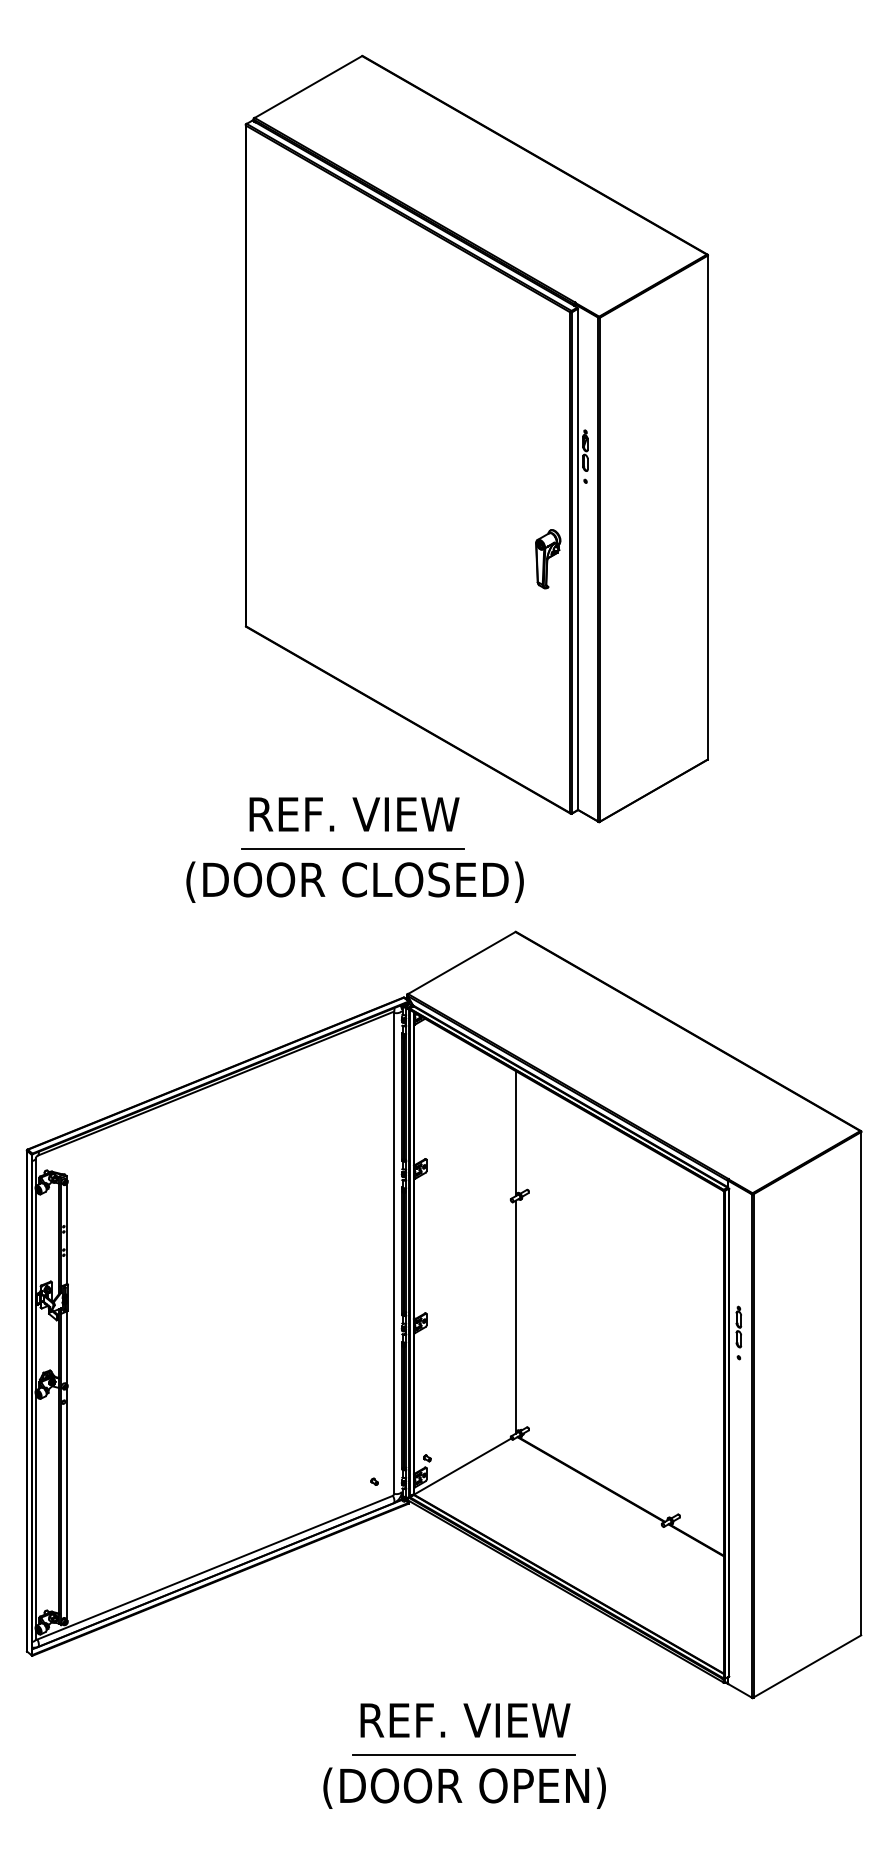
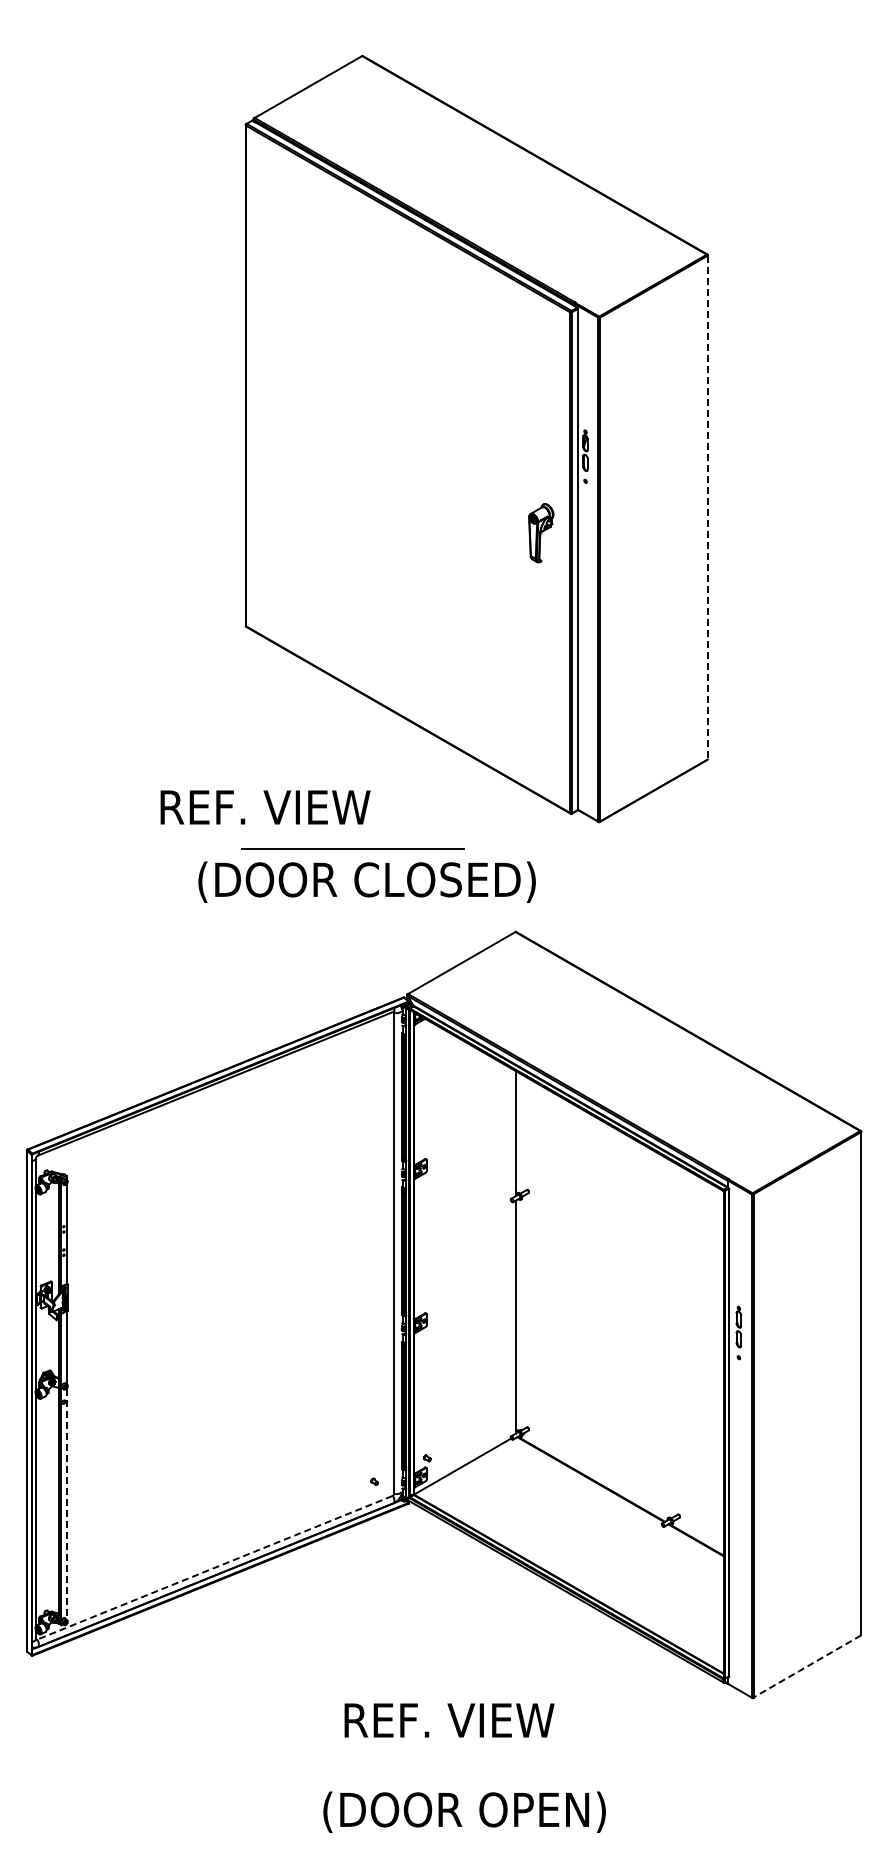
line: solid -> dashed (707, 507)
part position: (548, 559) -> (541, 533) (541, 533)
text position: (354, 814) -> (265, 807) (265, 807)
text position: (354, 881) -> (366, 881) (366, 881)
line: solid -> dashed (66, 1504)
line: solid -> dashed (214, 1567)
line: solid -> dashed (806, 1666)
text position: (465, 1720) -> (449, 1720) (449, 1720)
line: present -> none (464, 1754)
text position: (464, 1787) -> (464, 1811) (464, 1811)
